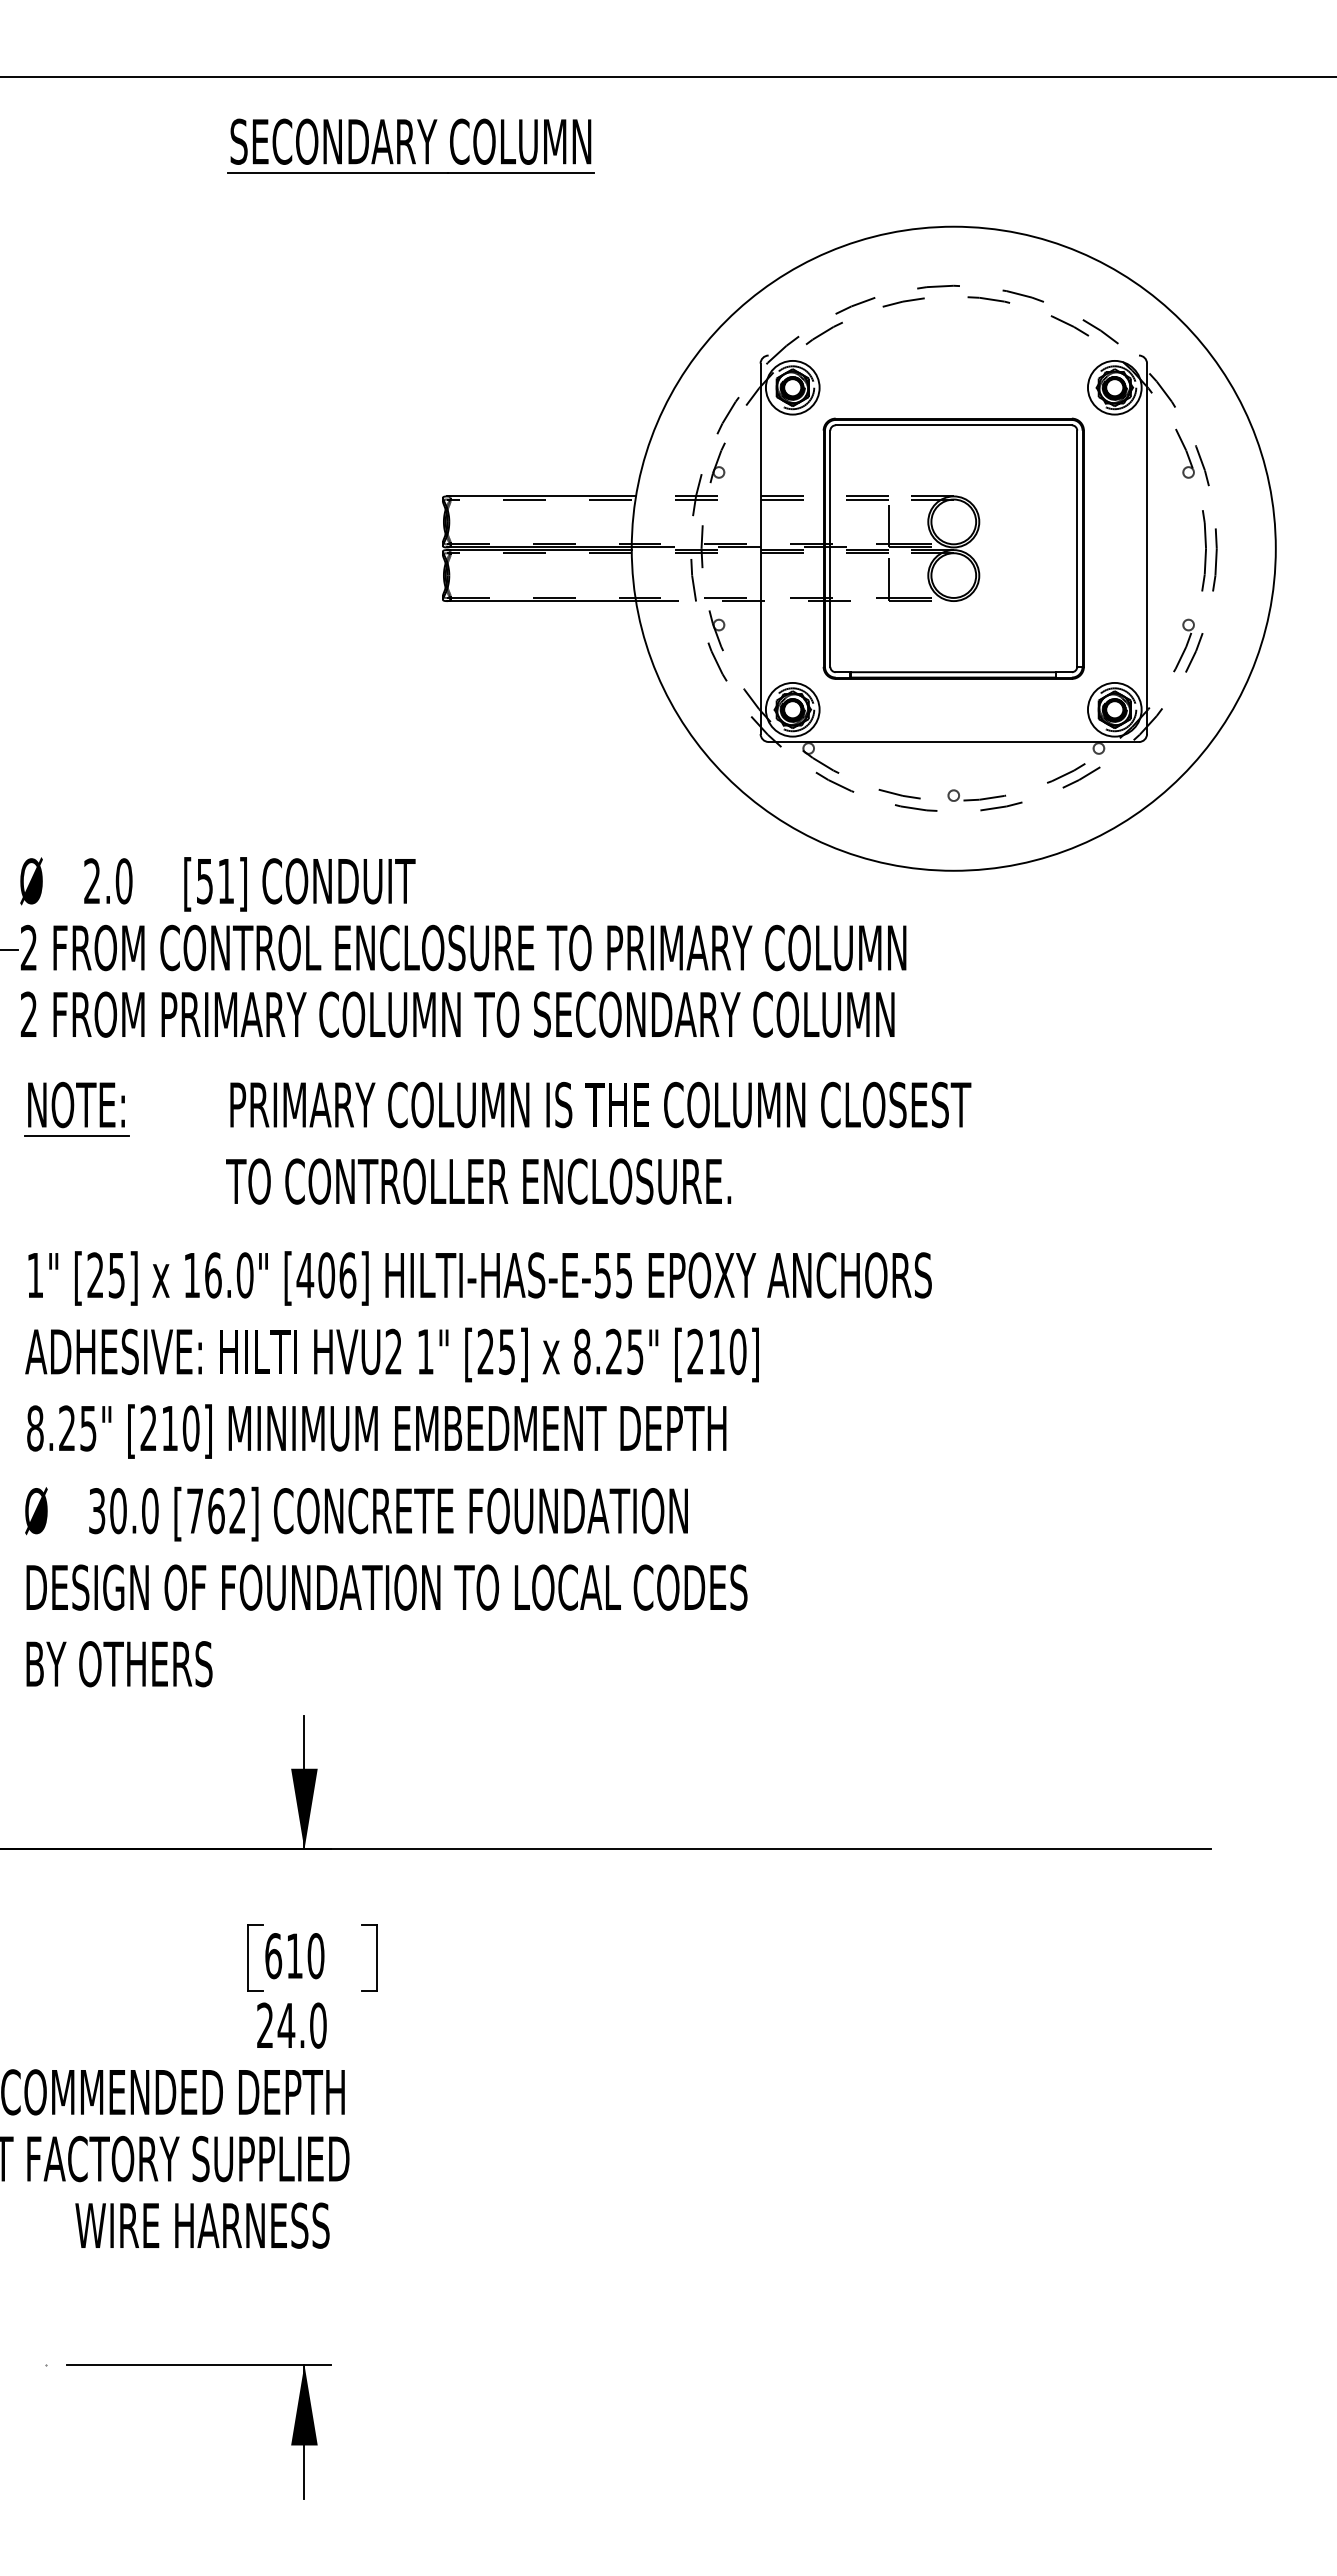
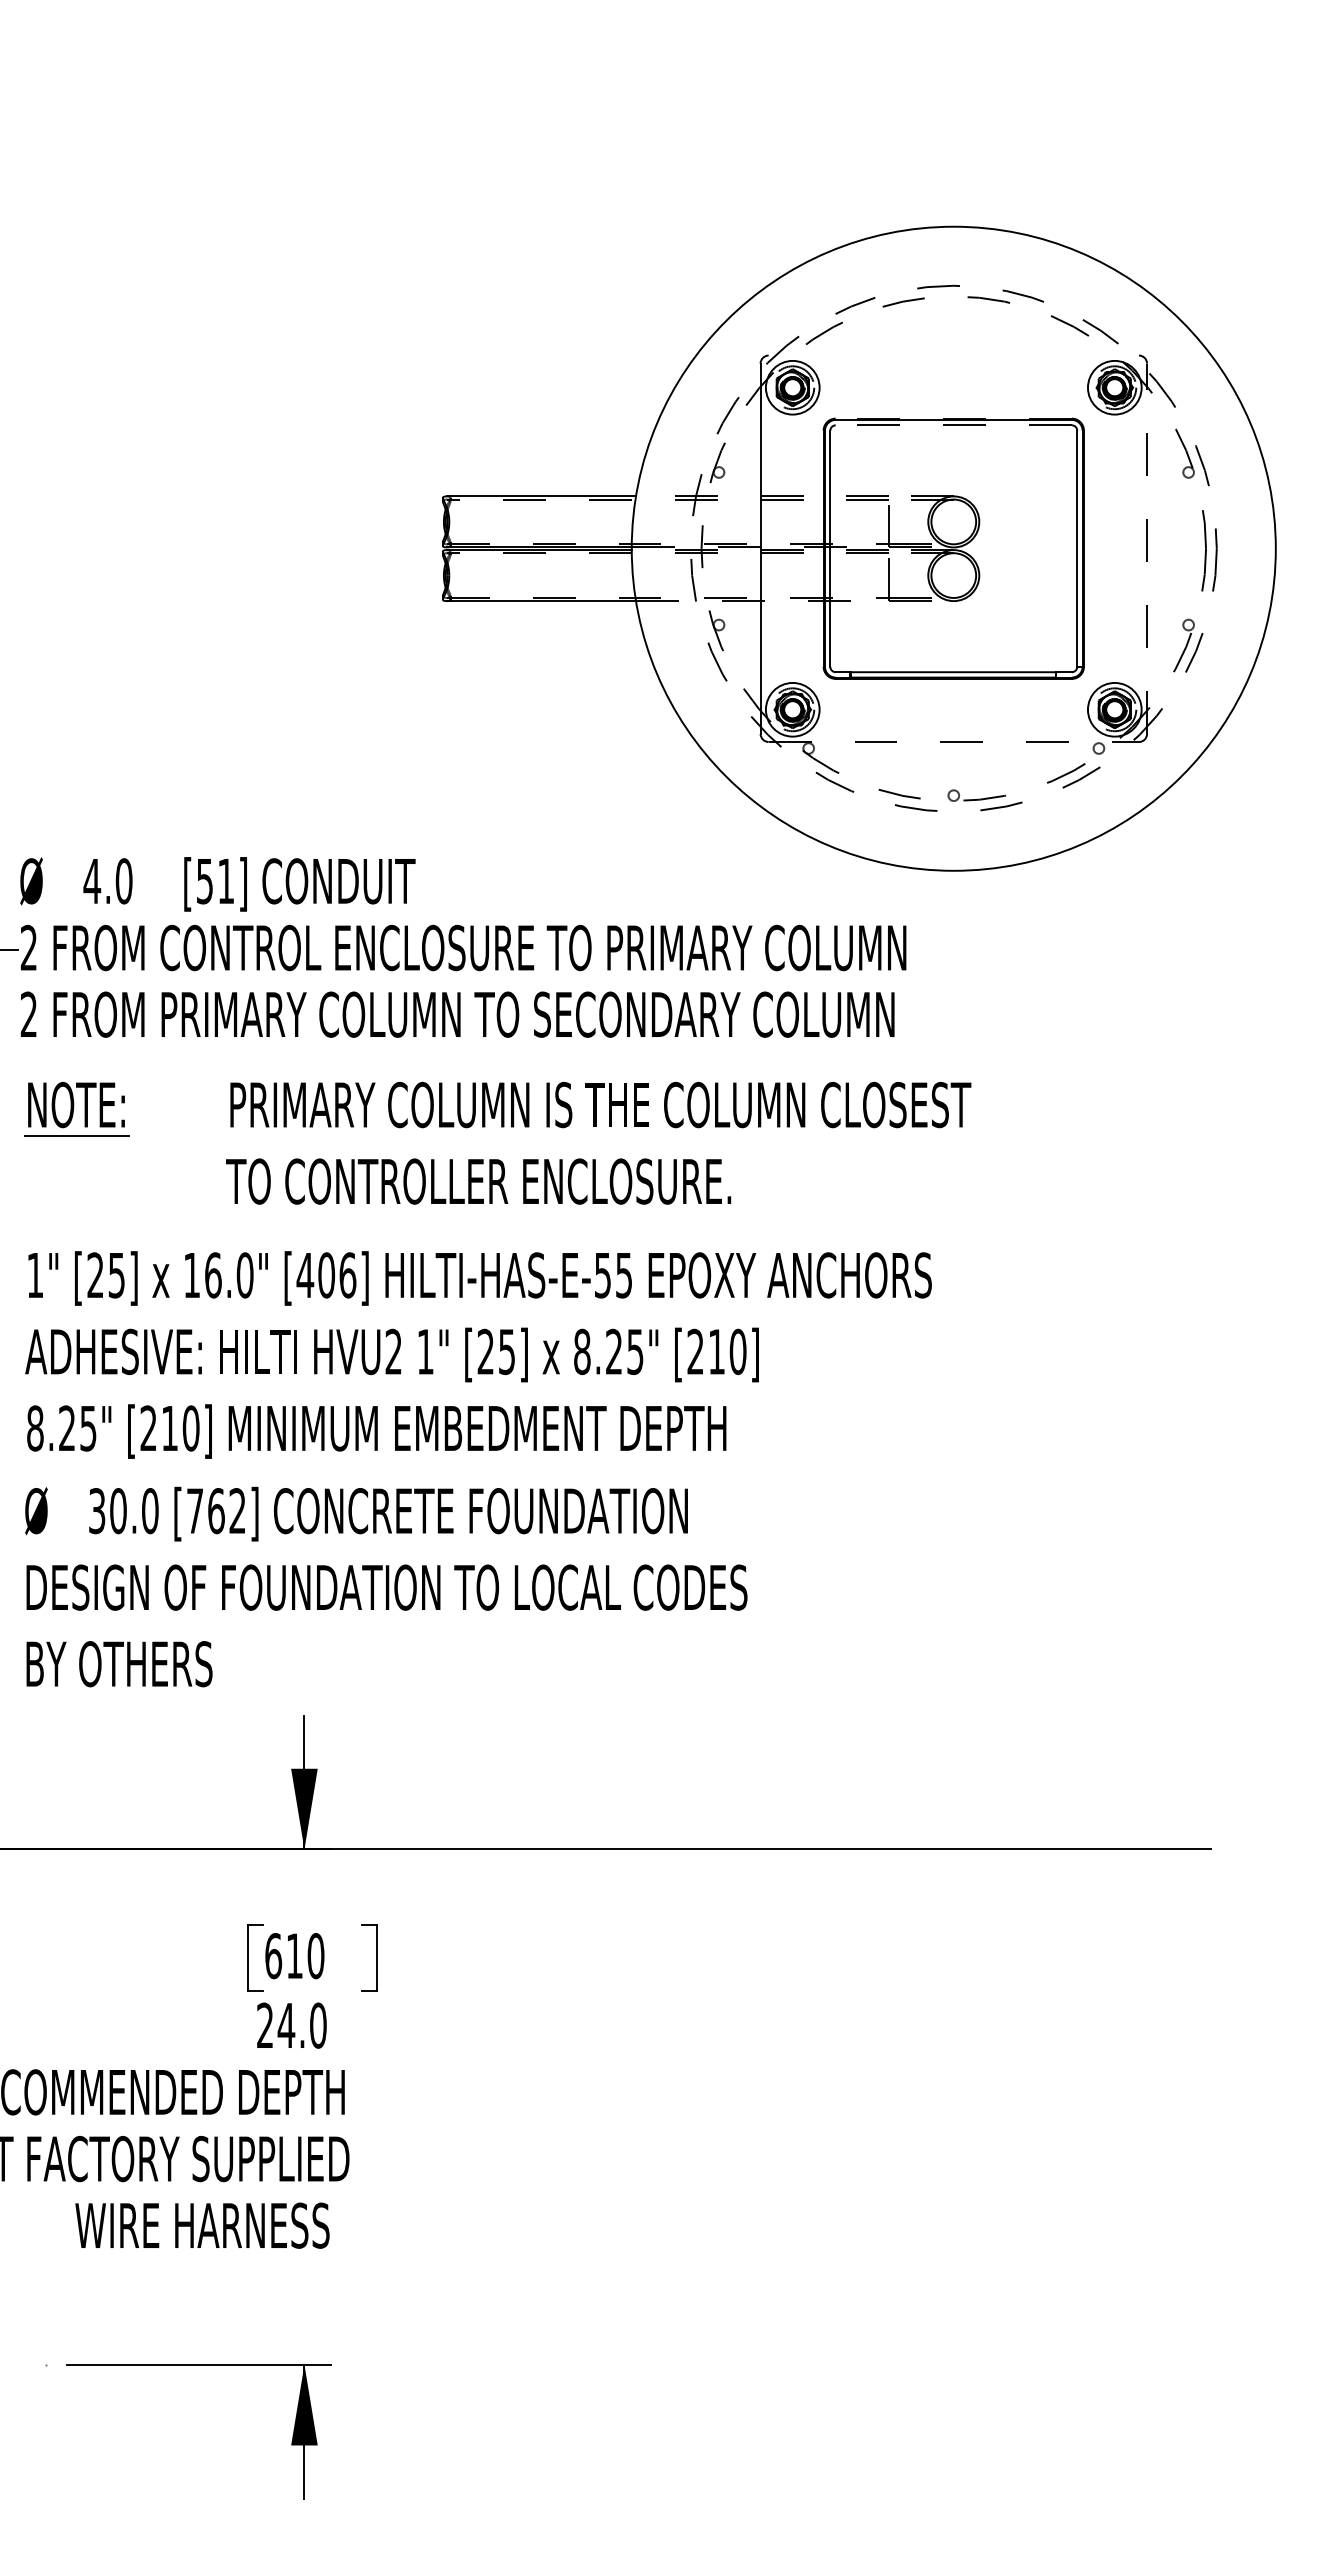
line: present -> none (667, 77)
part: present -> none (410, 145)
line: solid -> dashed (953, 418)
line: solid -> dashed (953, 425)
line: solid -> dashed (1147, 548)
line: solid -> dashed (954, 742)
text: 2.0 -> 4.0 (92, 880)
